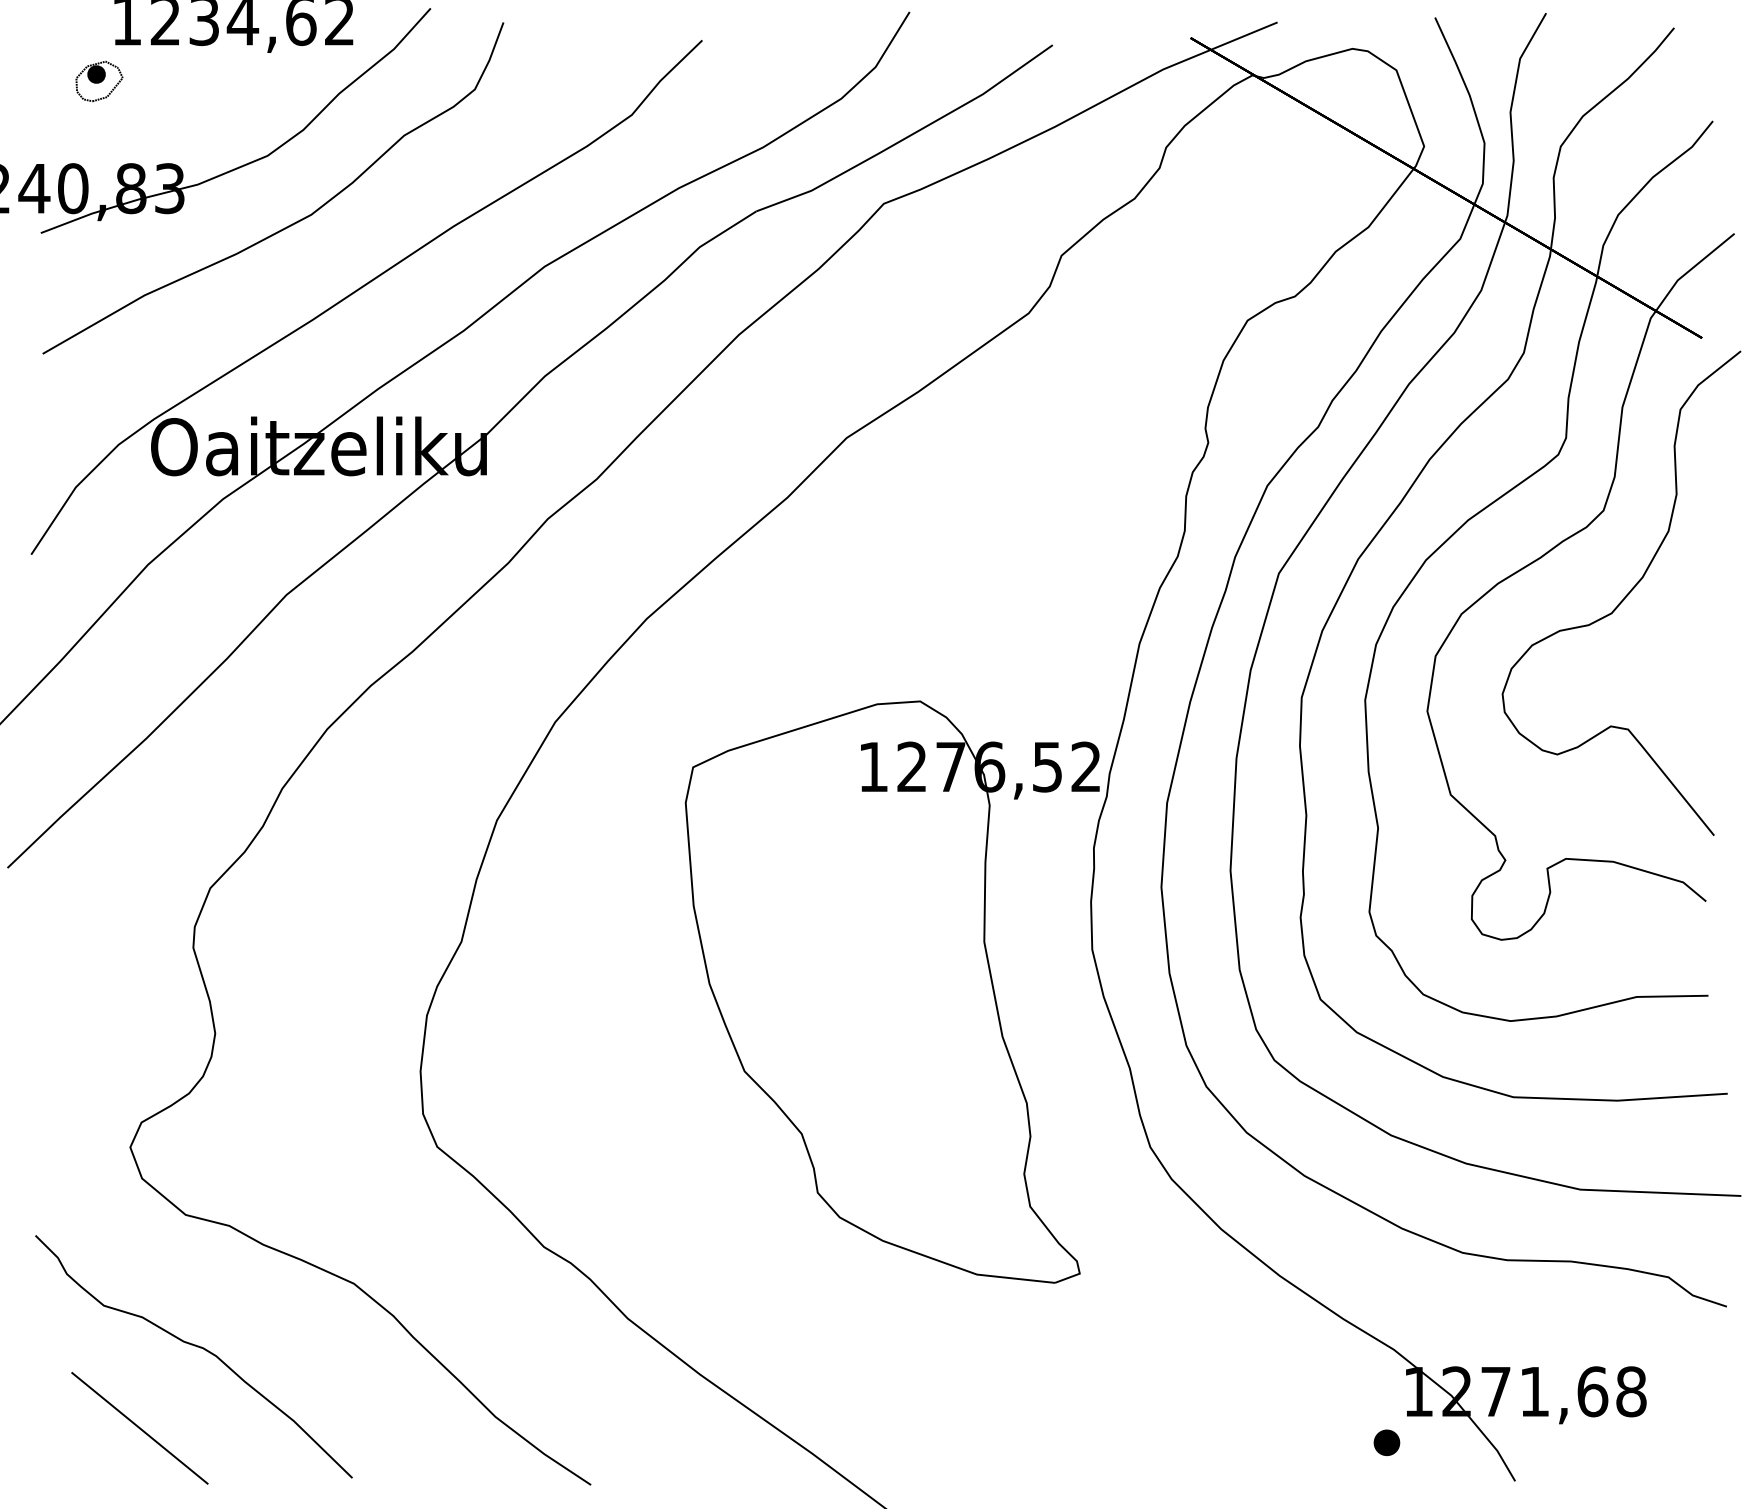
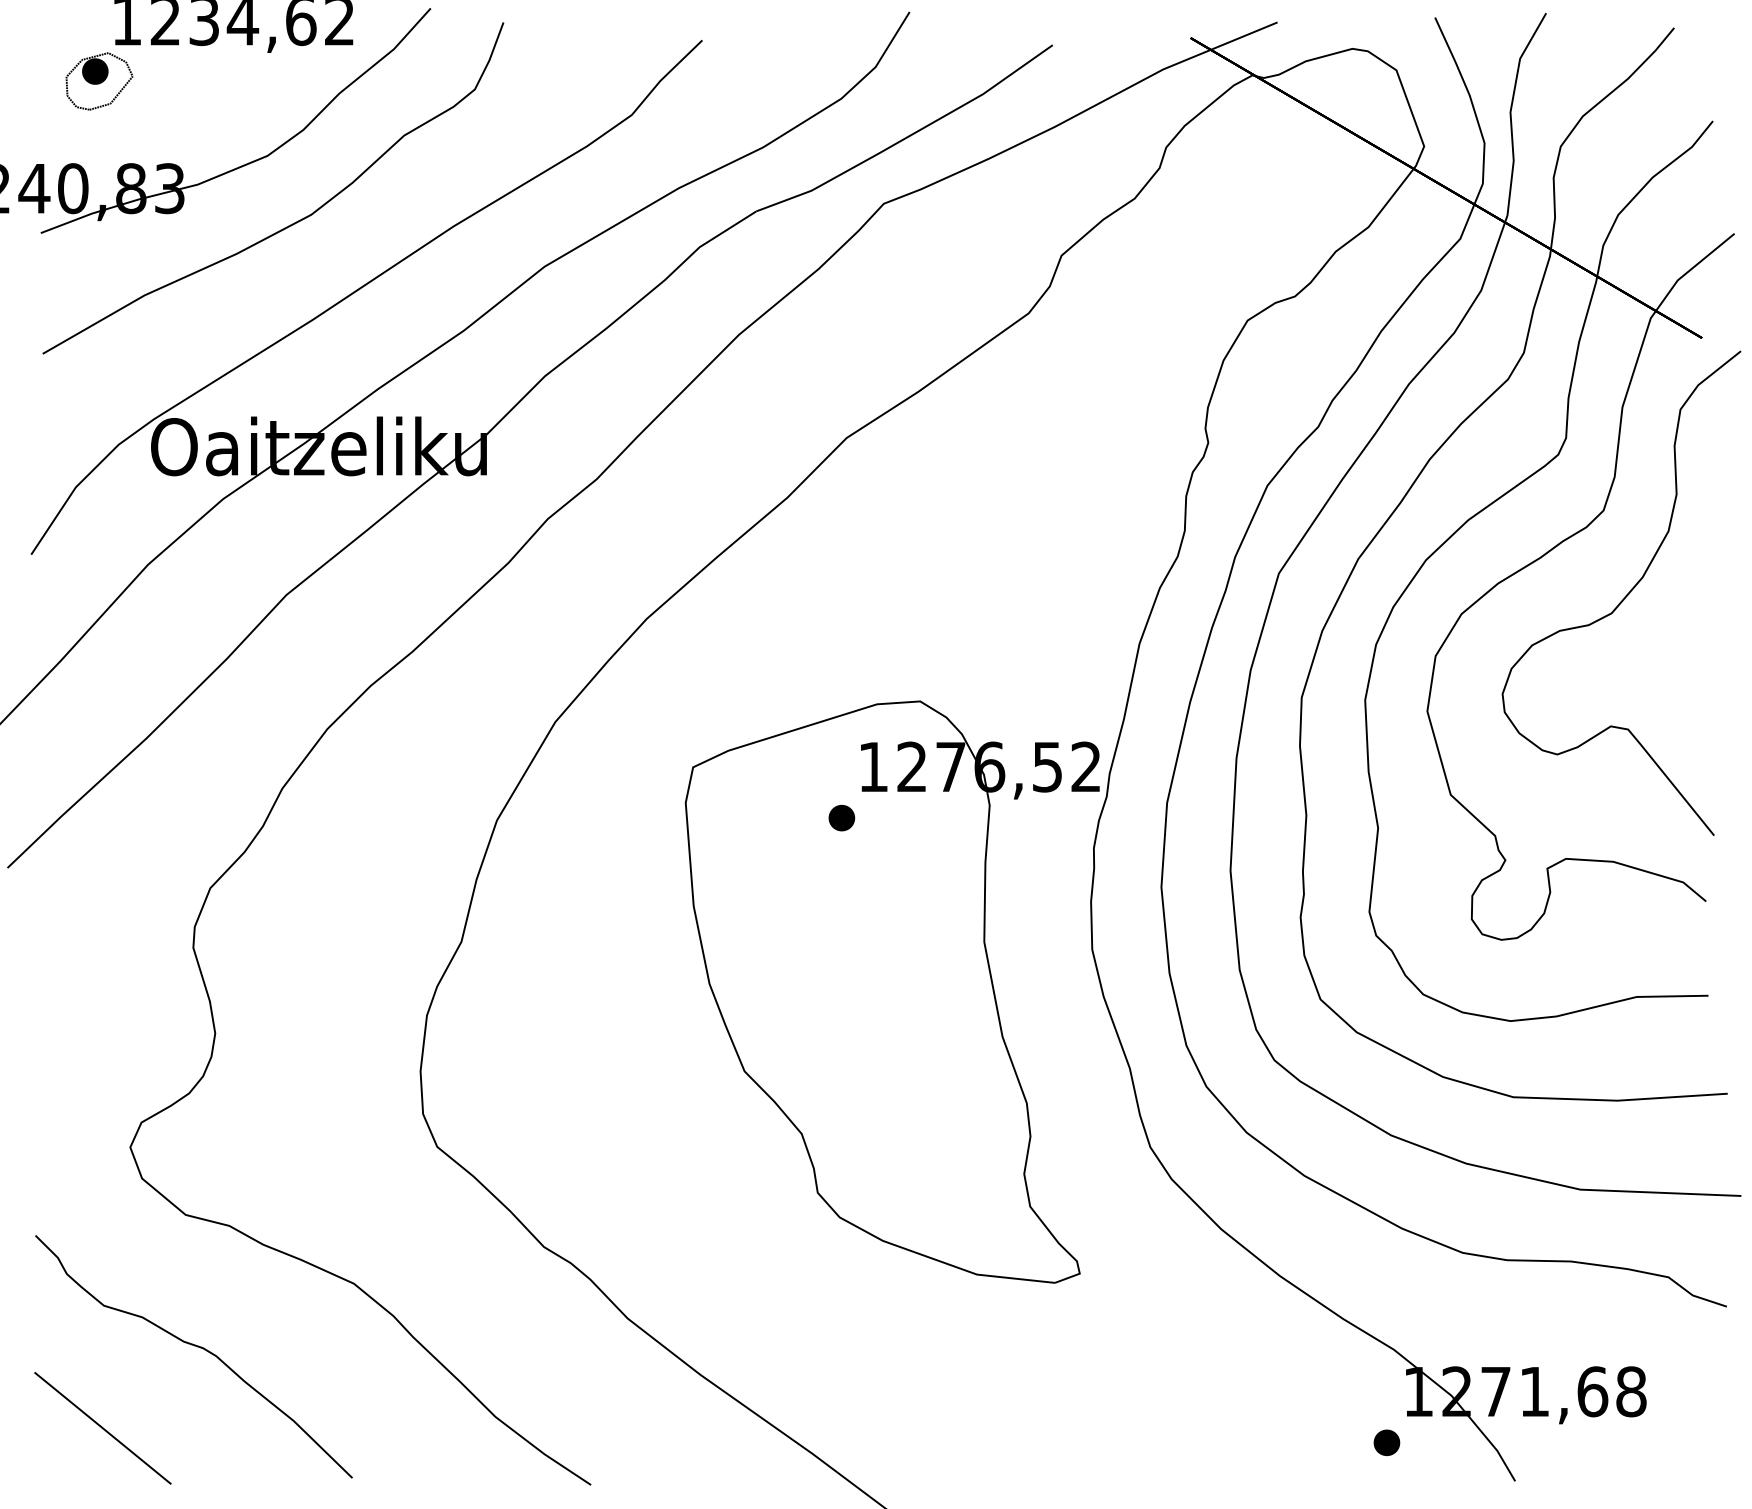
part size: 49x42 px -> 69x59 px (99, 81)
part: none -> present (841, 817)
line position: (139, 1428) -> (102, 1428) (102, 1428)
